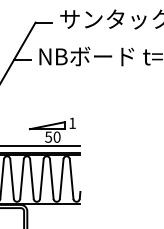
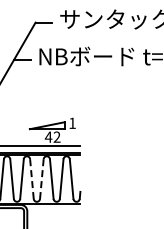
text: 50 -> 42 (52, 136)
line: solid -> dashed (31, 179)
line: solid -> dashed (41, 179)
